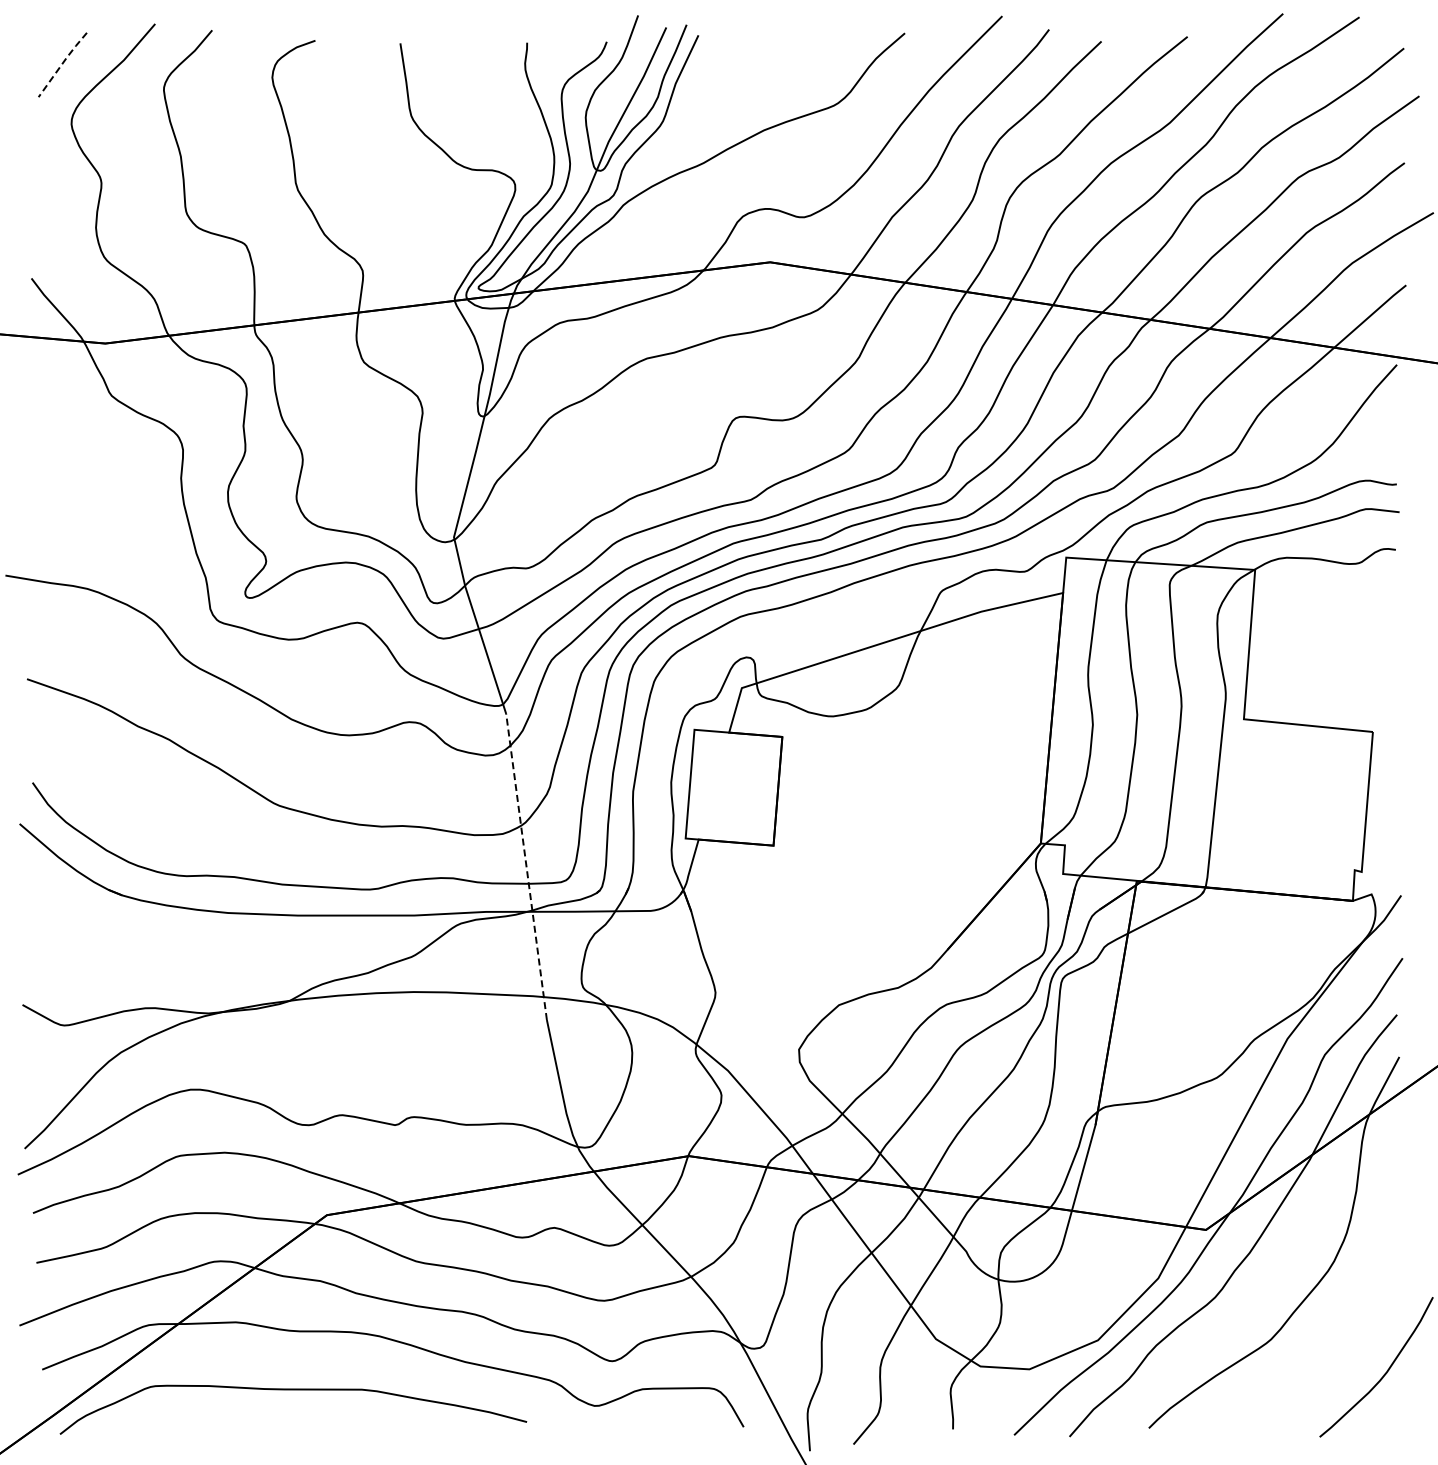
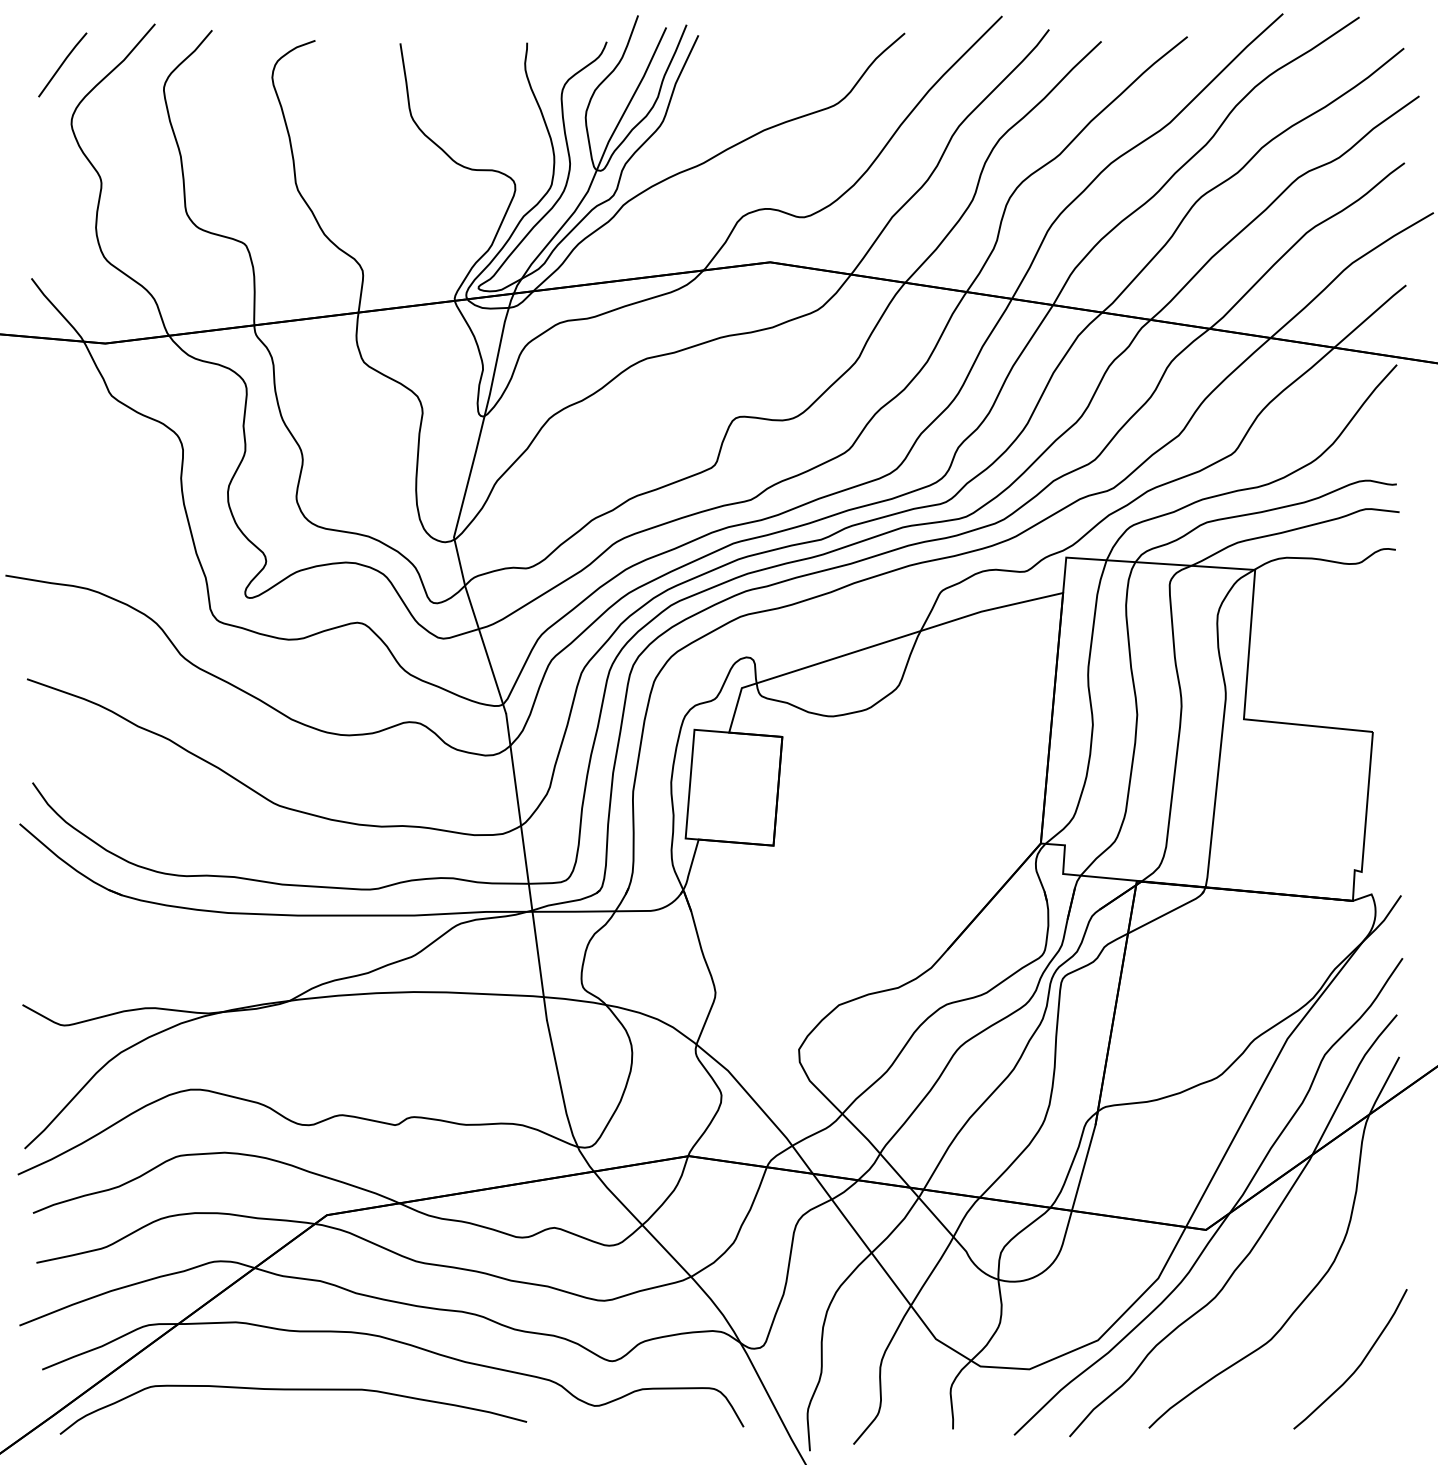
line: dashed -> solid (62, 63)
line: dashed -> solid (526, 866)
curve position: (1383, 1374) -> (1357, 1366) (1357, 1366)
